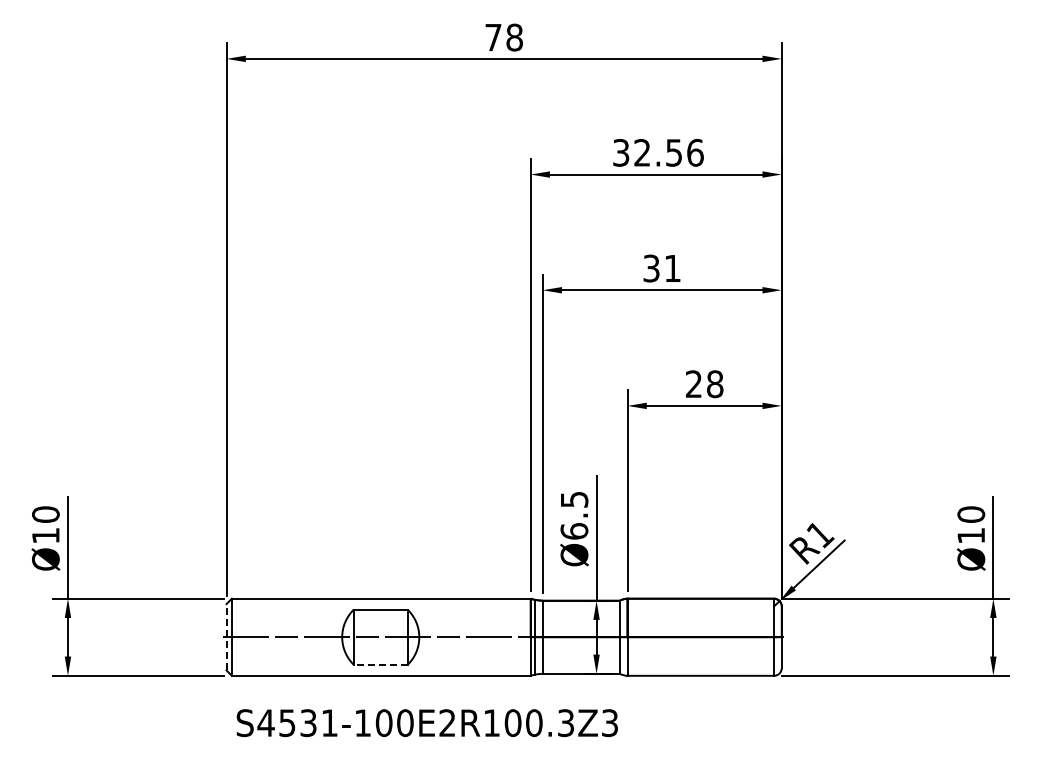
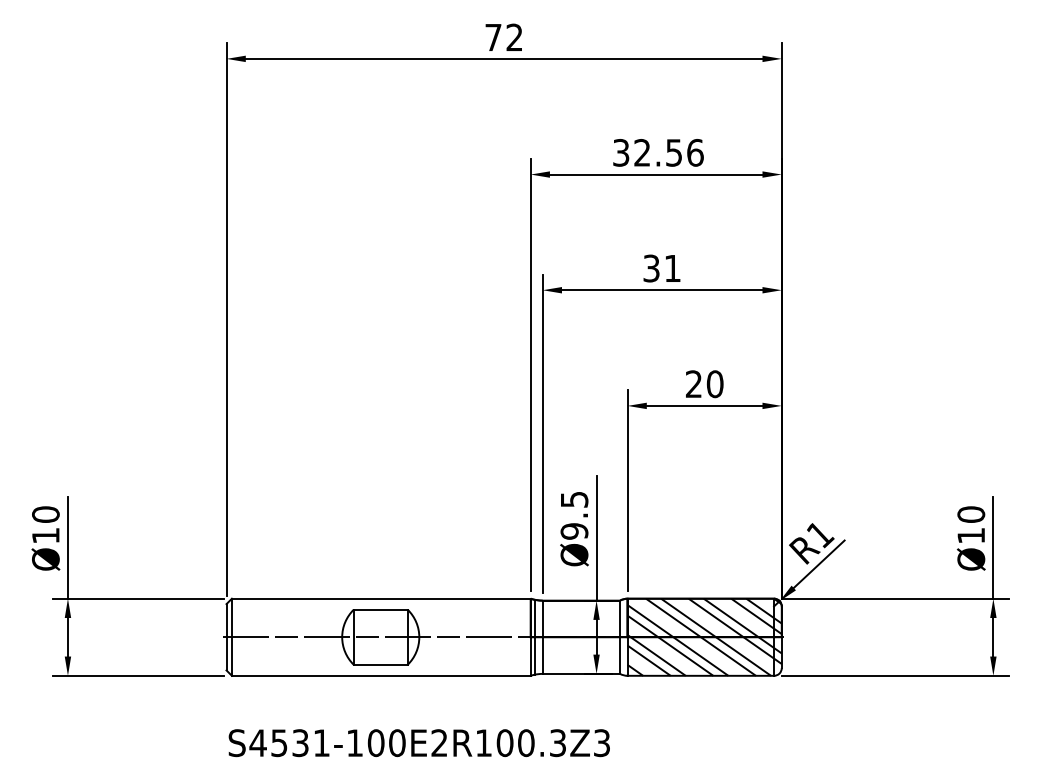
text: 78 -> 72 (514, 37)
text: 28 -> 20 (714, 383)
text: Ø6.5 -> Ø9.5 (574, 531)
line: dashed -> solid (226, 636)
hatch: none -> present (704, 636)
line: dashed -> solid (380, 664)
text position: (426, 723) -> (418, 743) (418, 743)
